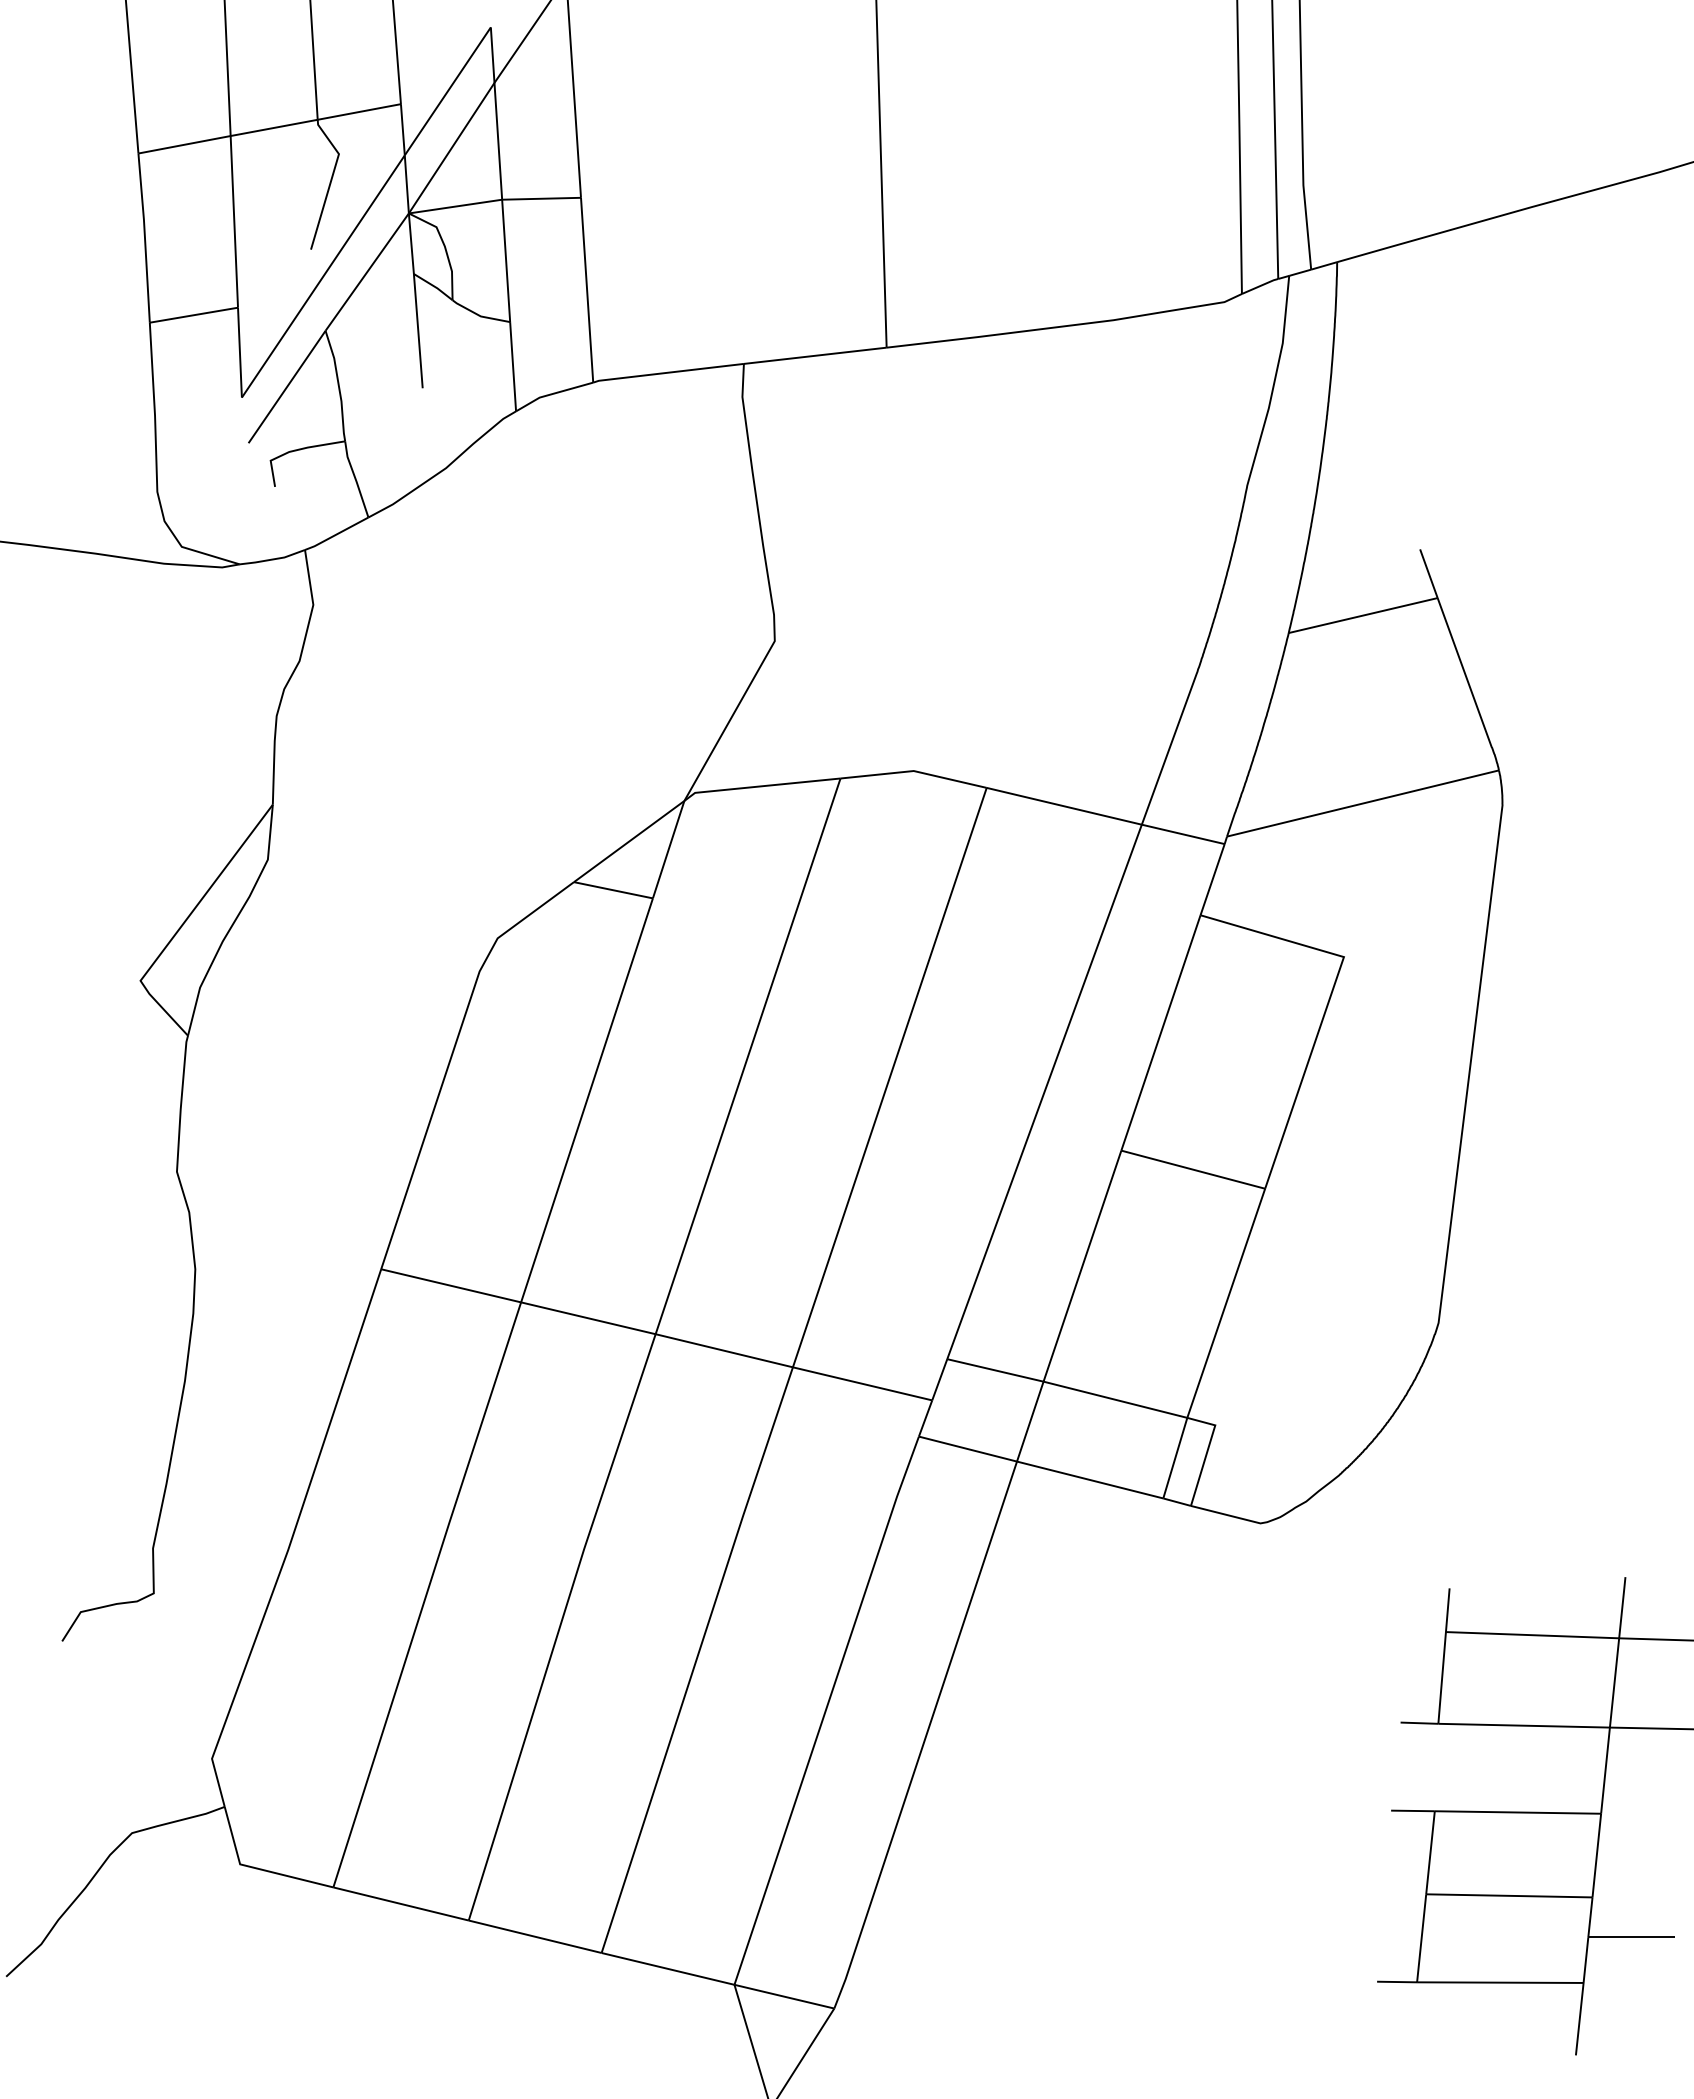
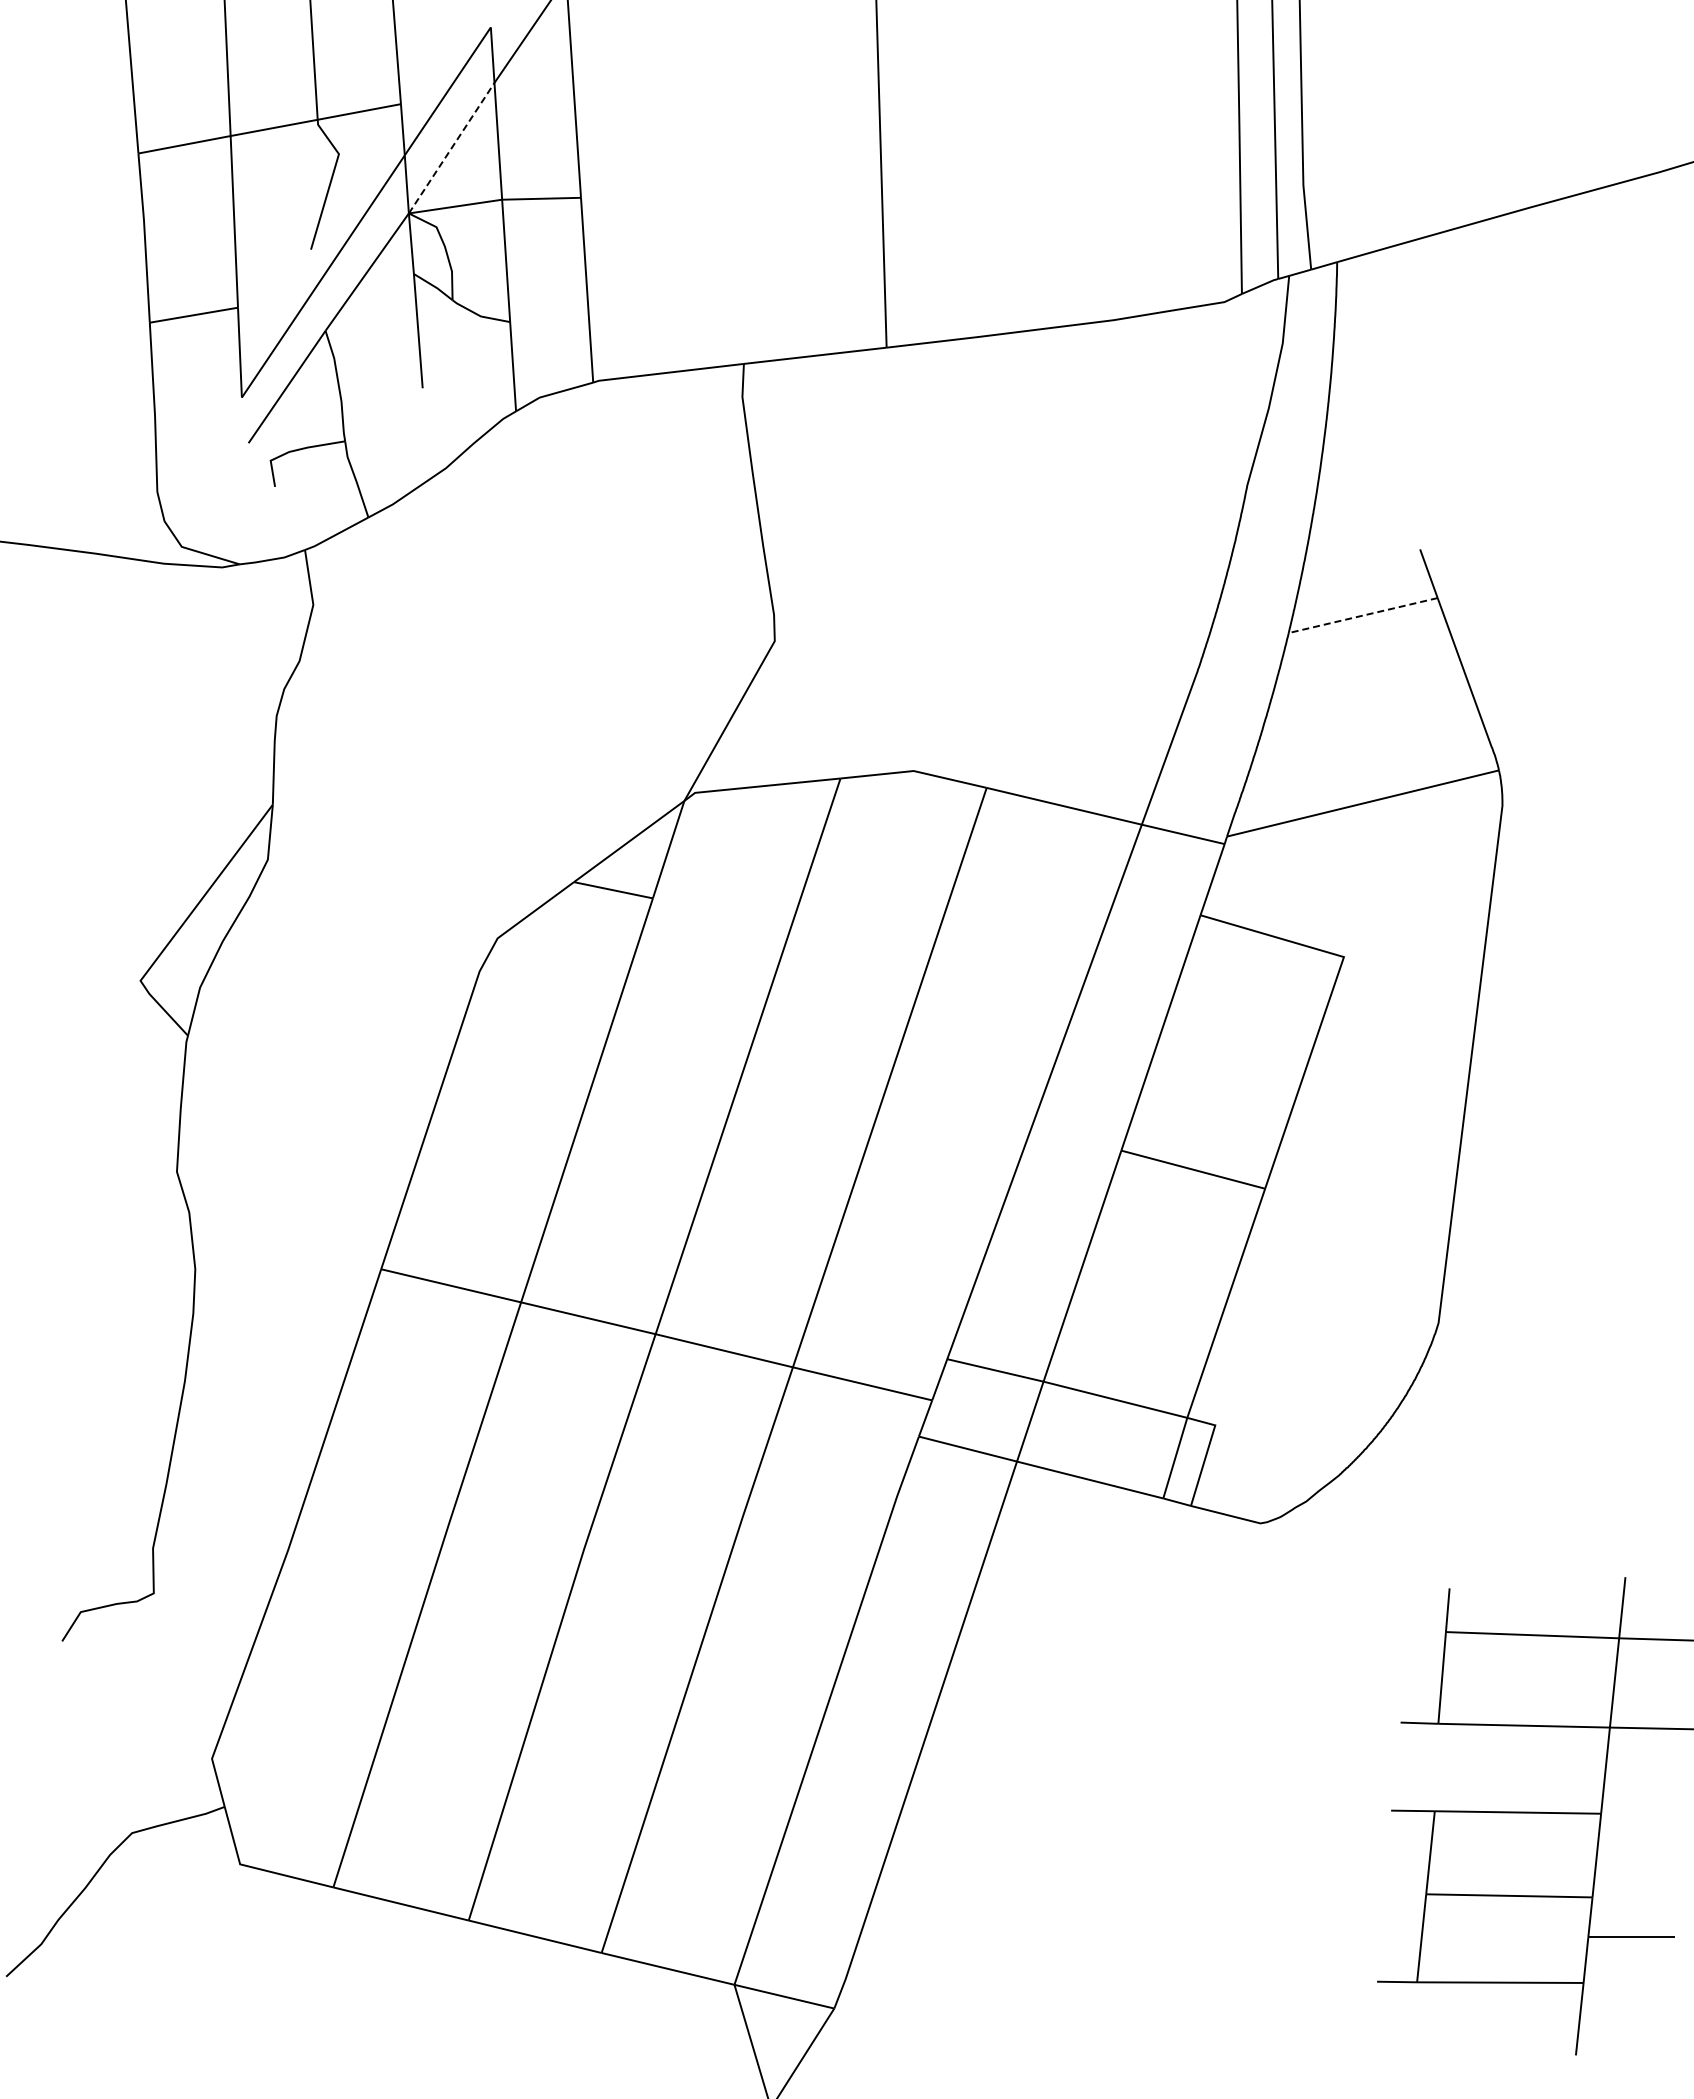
line: solid -> dashed (451, 147)
line: solid -> dashed (1362, 615)
